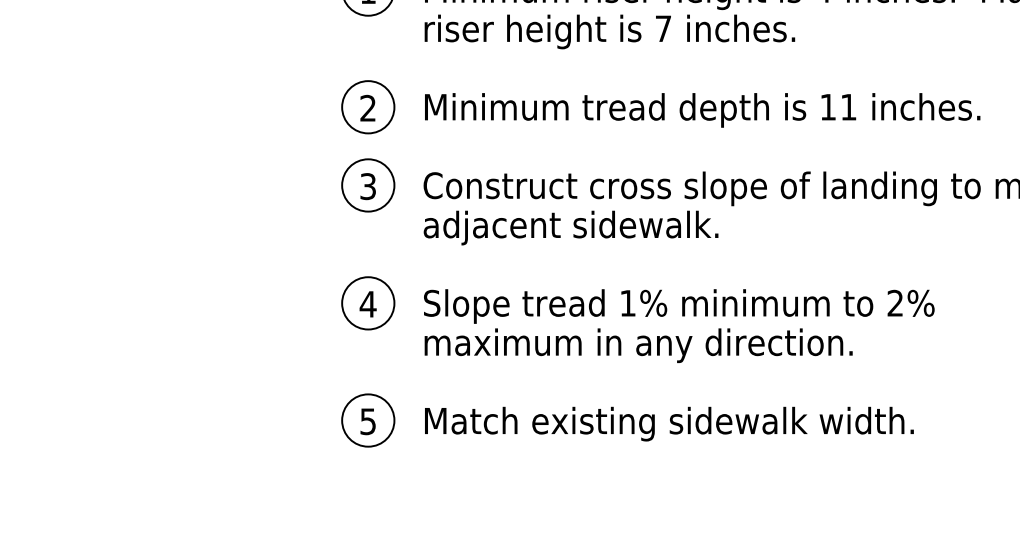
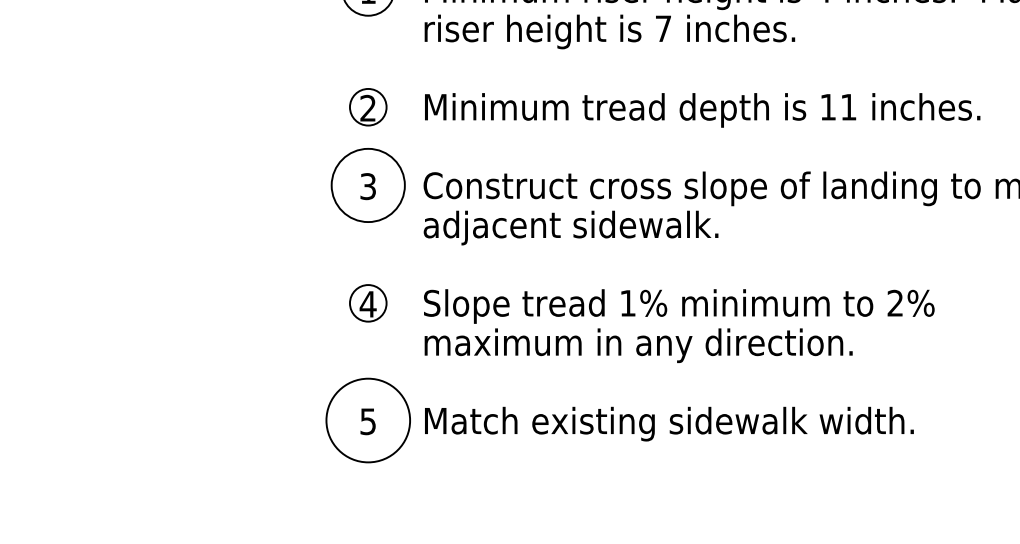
circle diameter: 52 px -> 37 px (367, 106)
circle diameter: 52 px -> 73 px (367, 185)
circle diameter: 52 px -> 37 px (367, 303)
circle diameter: 52 px -> 84 px (368, 420)
